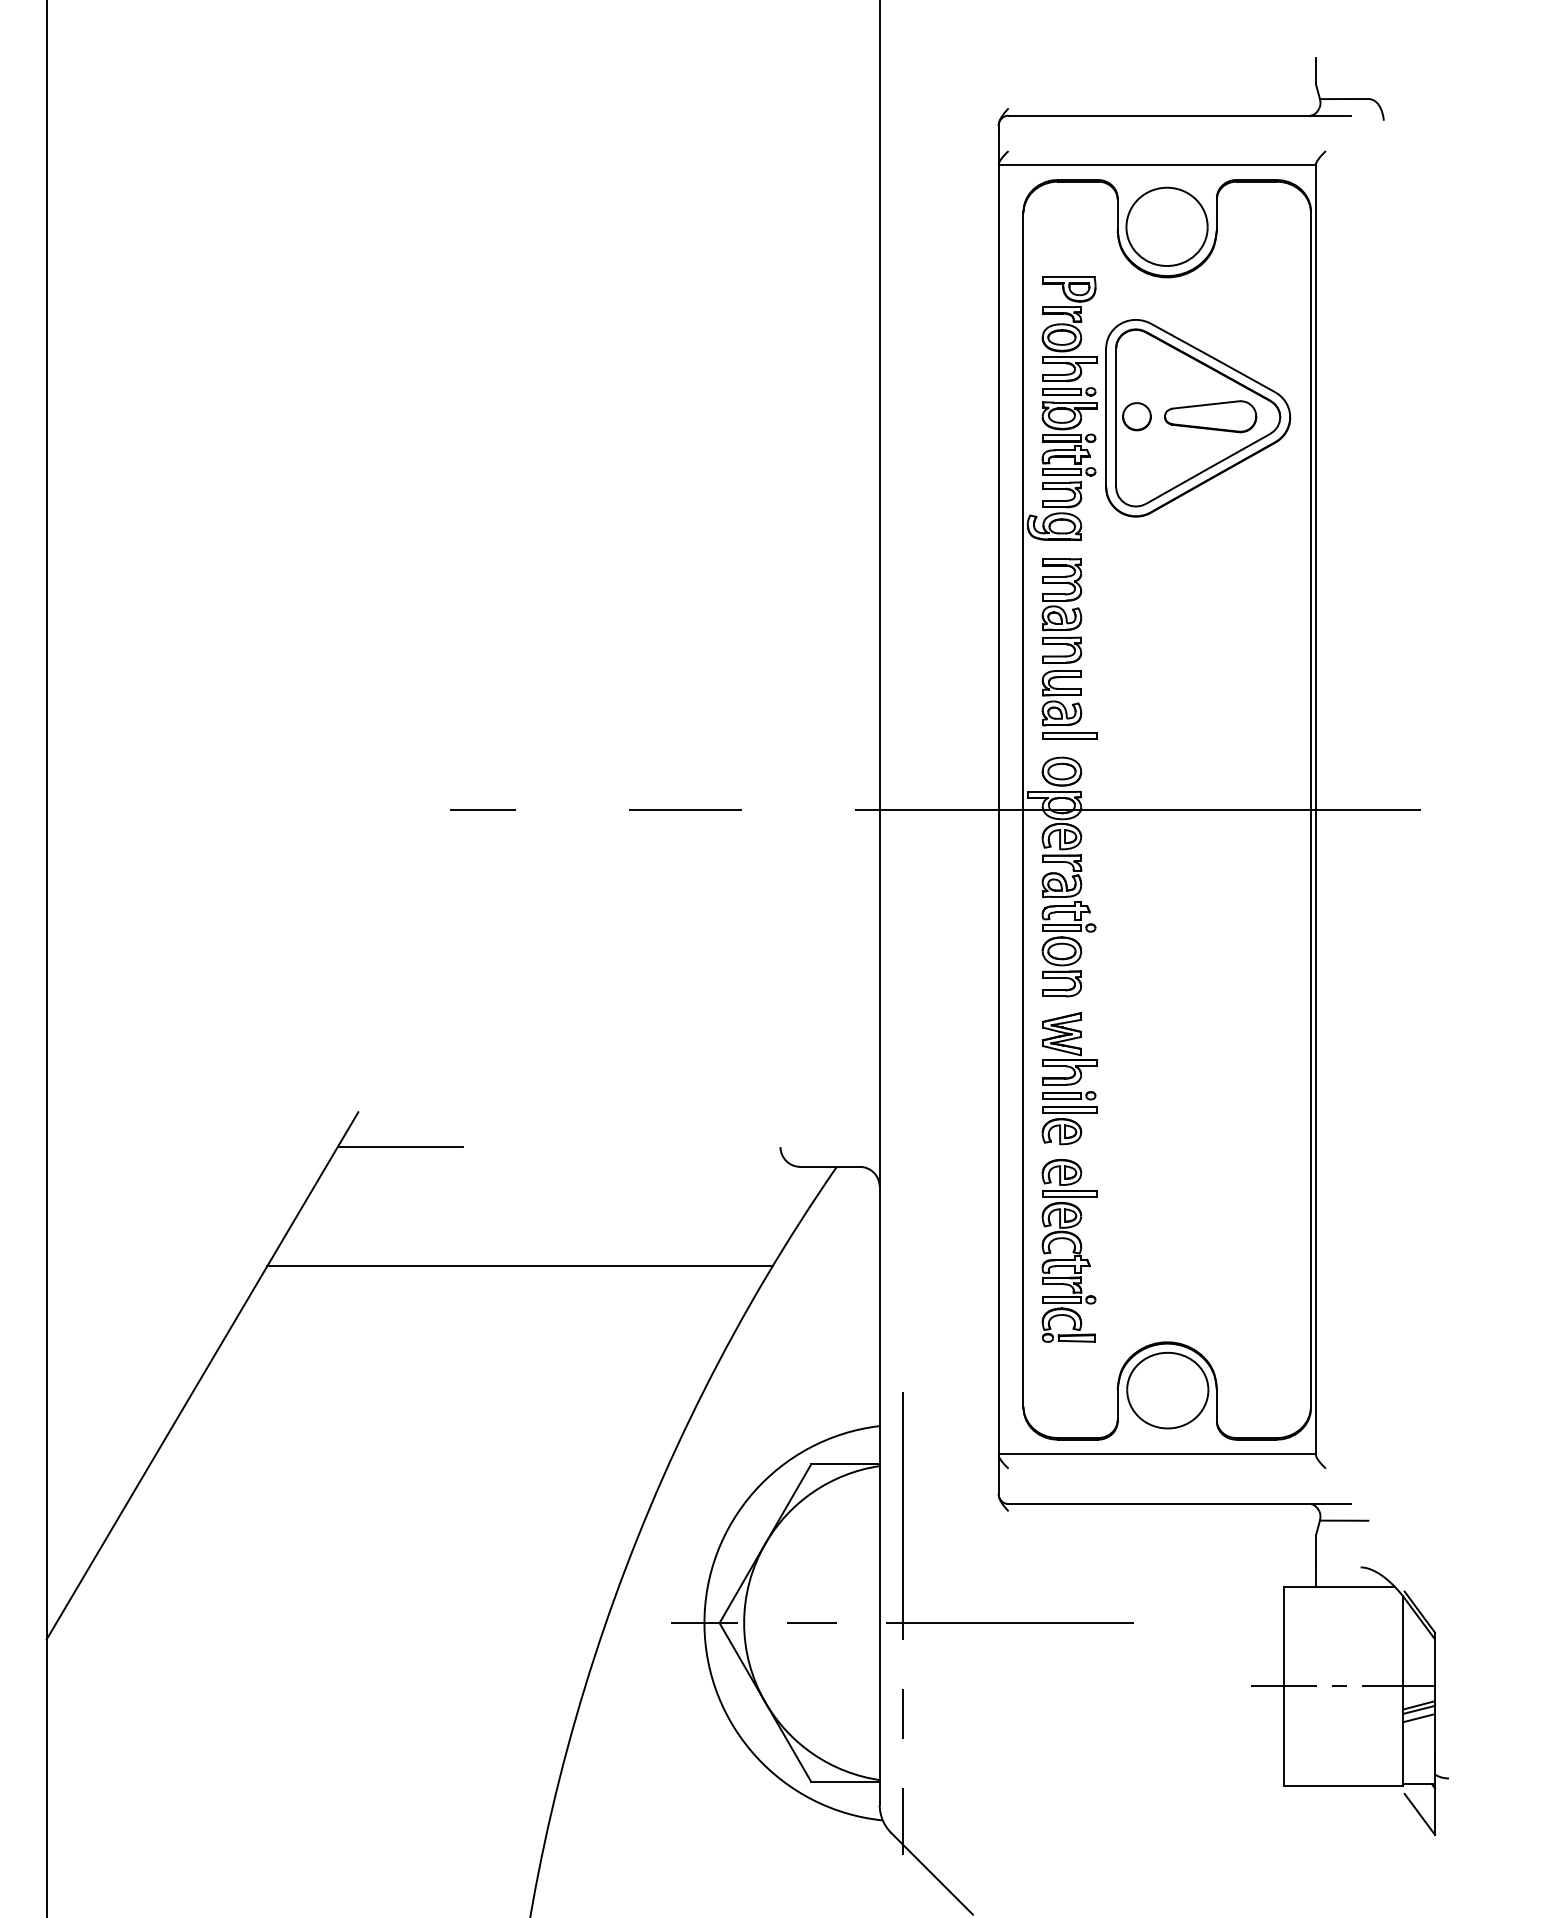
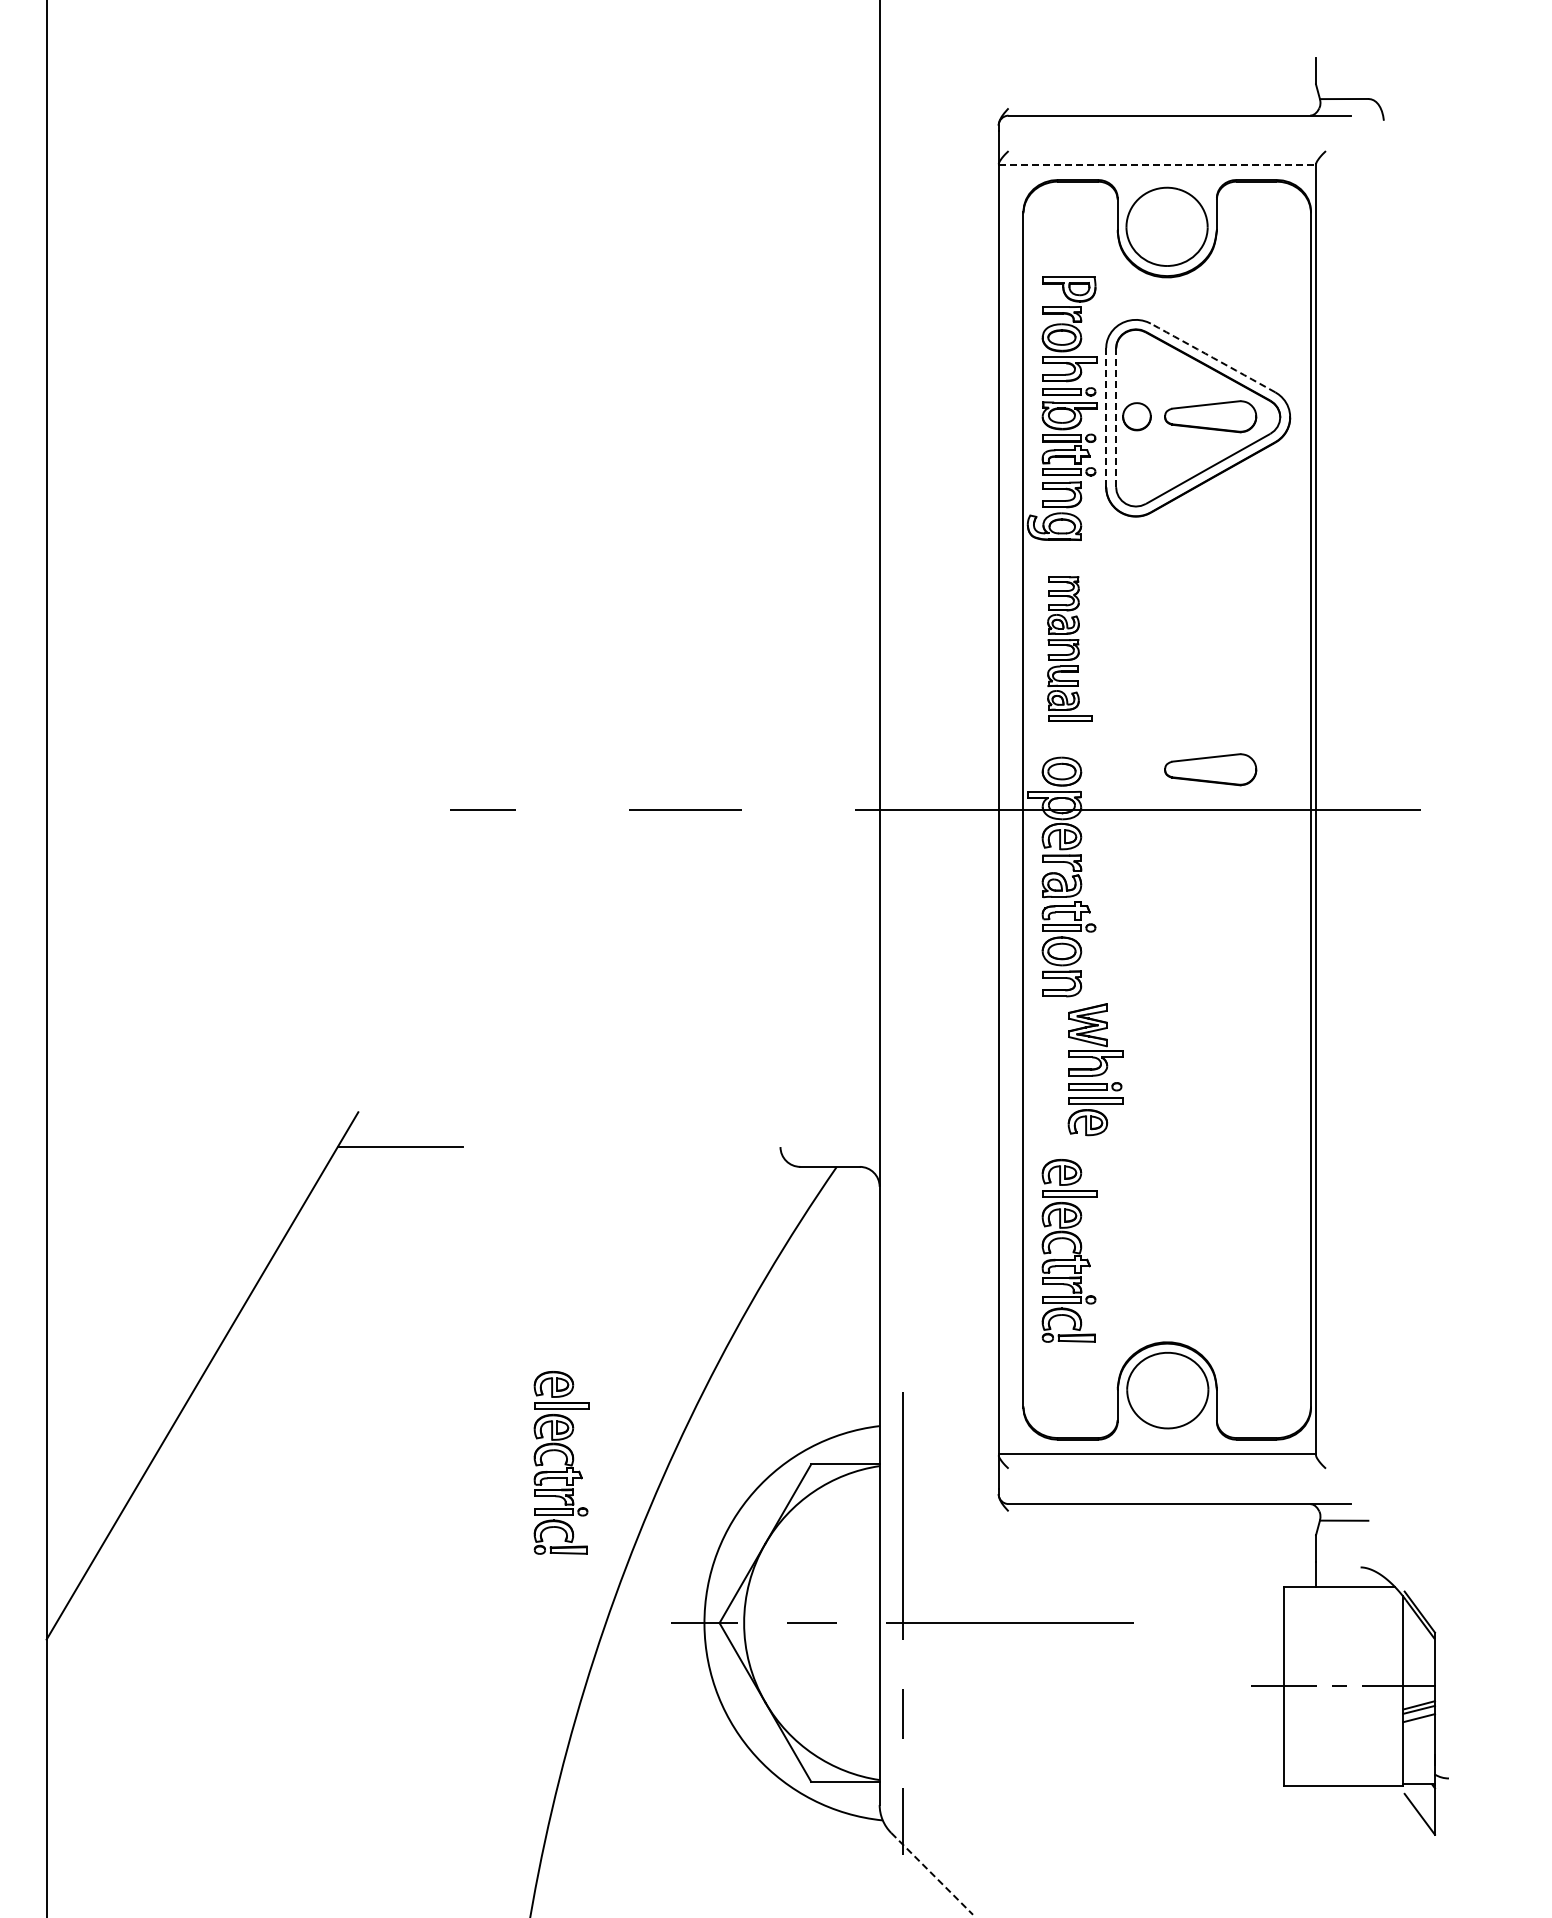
line: solid -> dashed (1157, 165)
arc: solid -> dashed (1213, 357)
line: solid -> dashed (1106, 417)
line: solid -> dashed (1116, 417)
part size: 57x182 px -> 46x146 px (1069, 648)
part: none -> present (1210, 769)
part position: (1069, 1078) -> (1095, 1069) (1095, 1069)
line: present -> none (519, 1266)
part: none -> present (561, 1462)
line: solid -> dashed (932, 1873)
